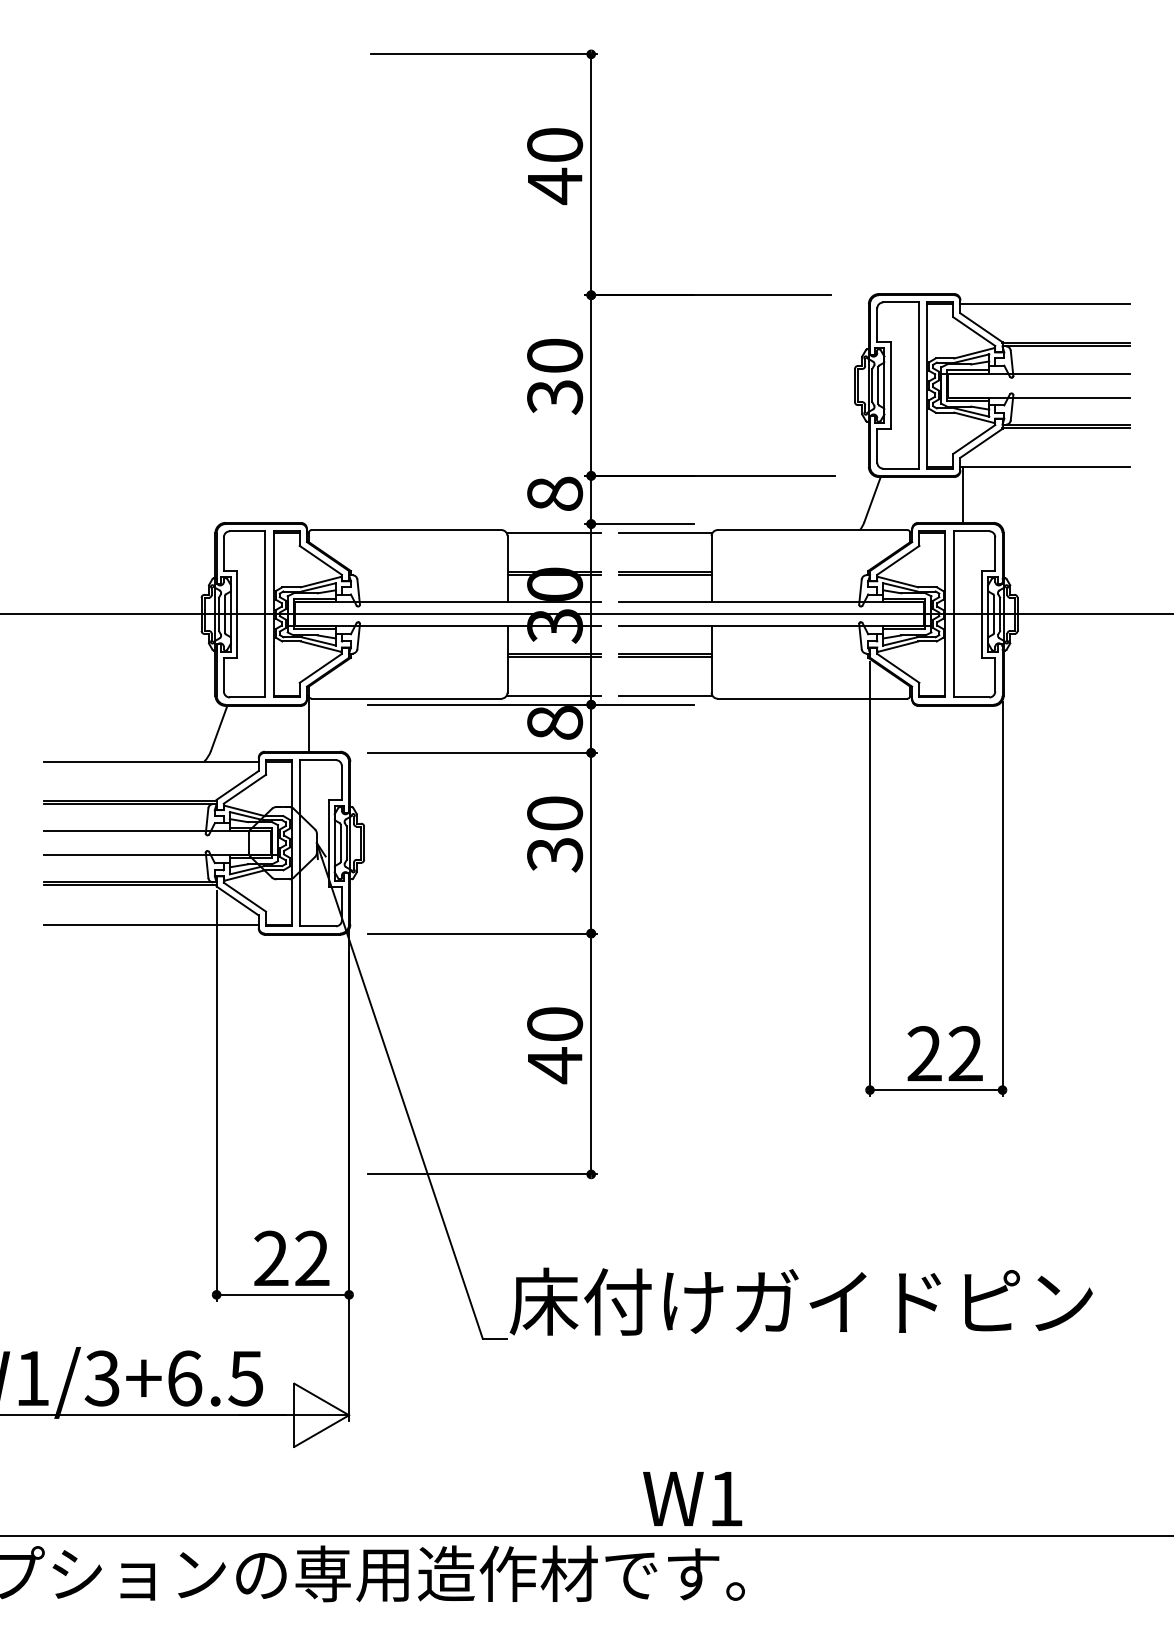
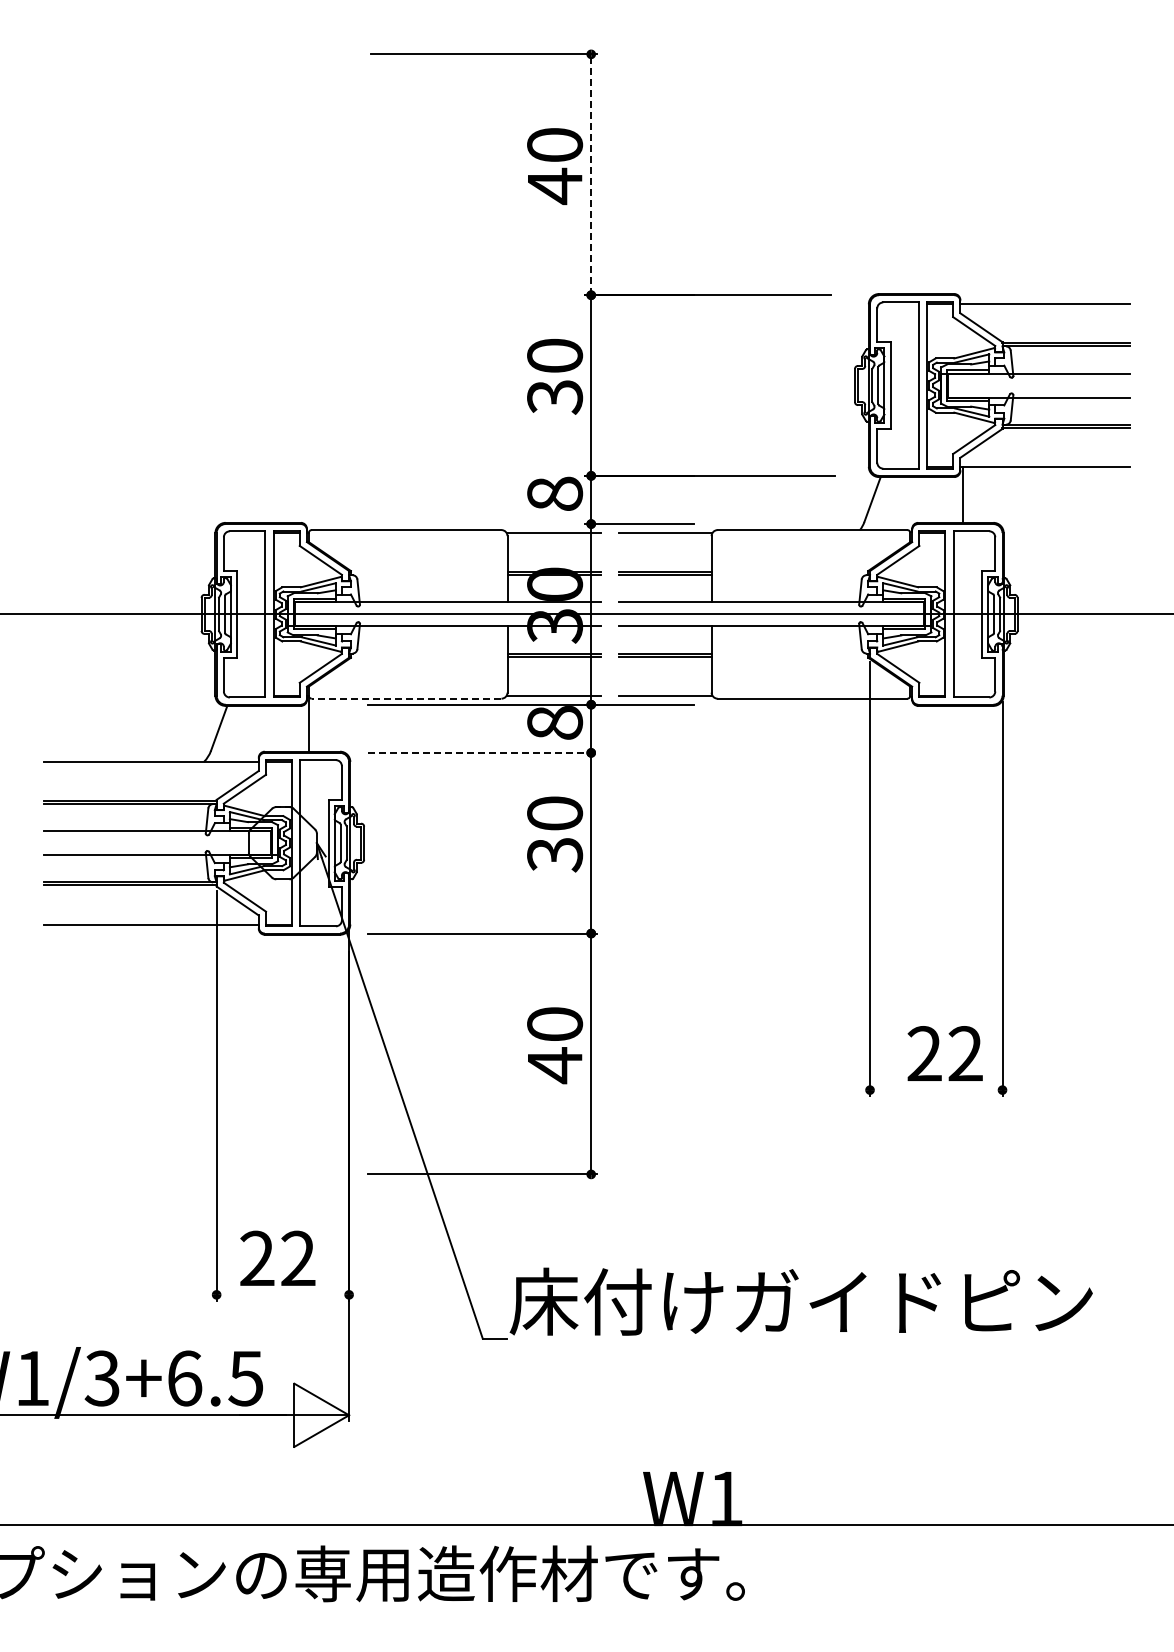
line: solid -> dashed (591, 174)
line: solid -> dashed (406, 698)
line: solid -> dashed (483, 752)
line: present -> none (936, 1090)
text position: (291, 1257) -> (277, 1257) (277, 1257)
line: present -> none (282, 1294)
line position: (586, 1535) -> (586, 1524) (586, 1524)
